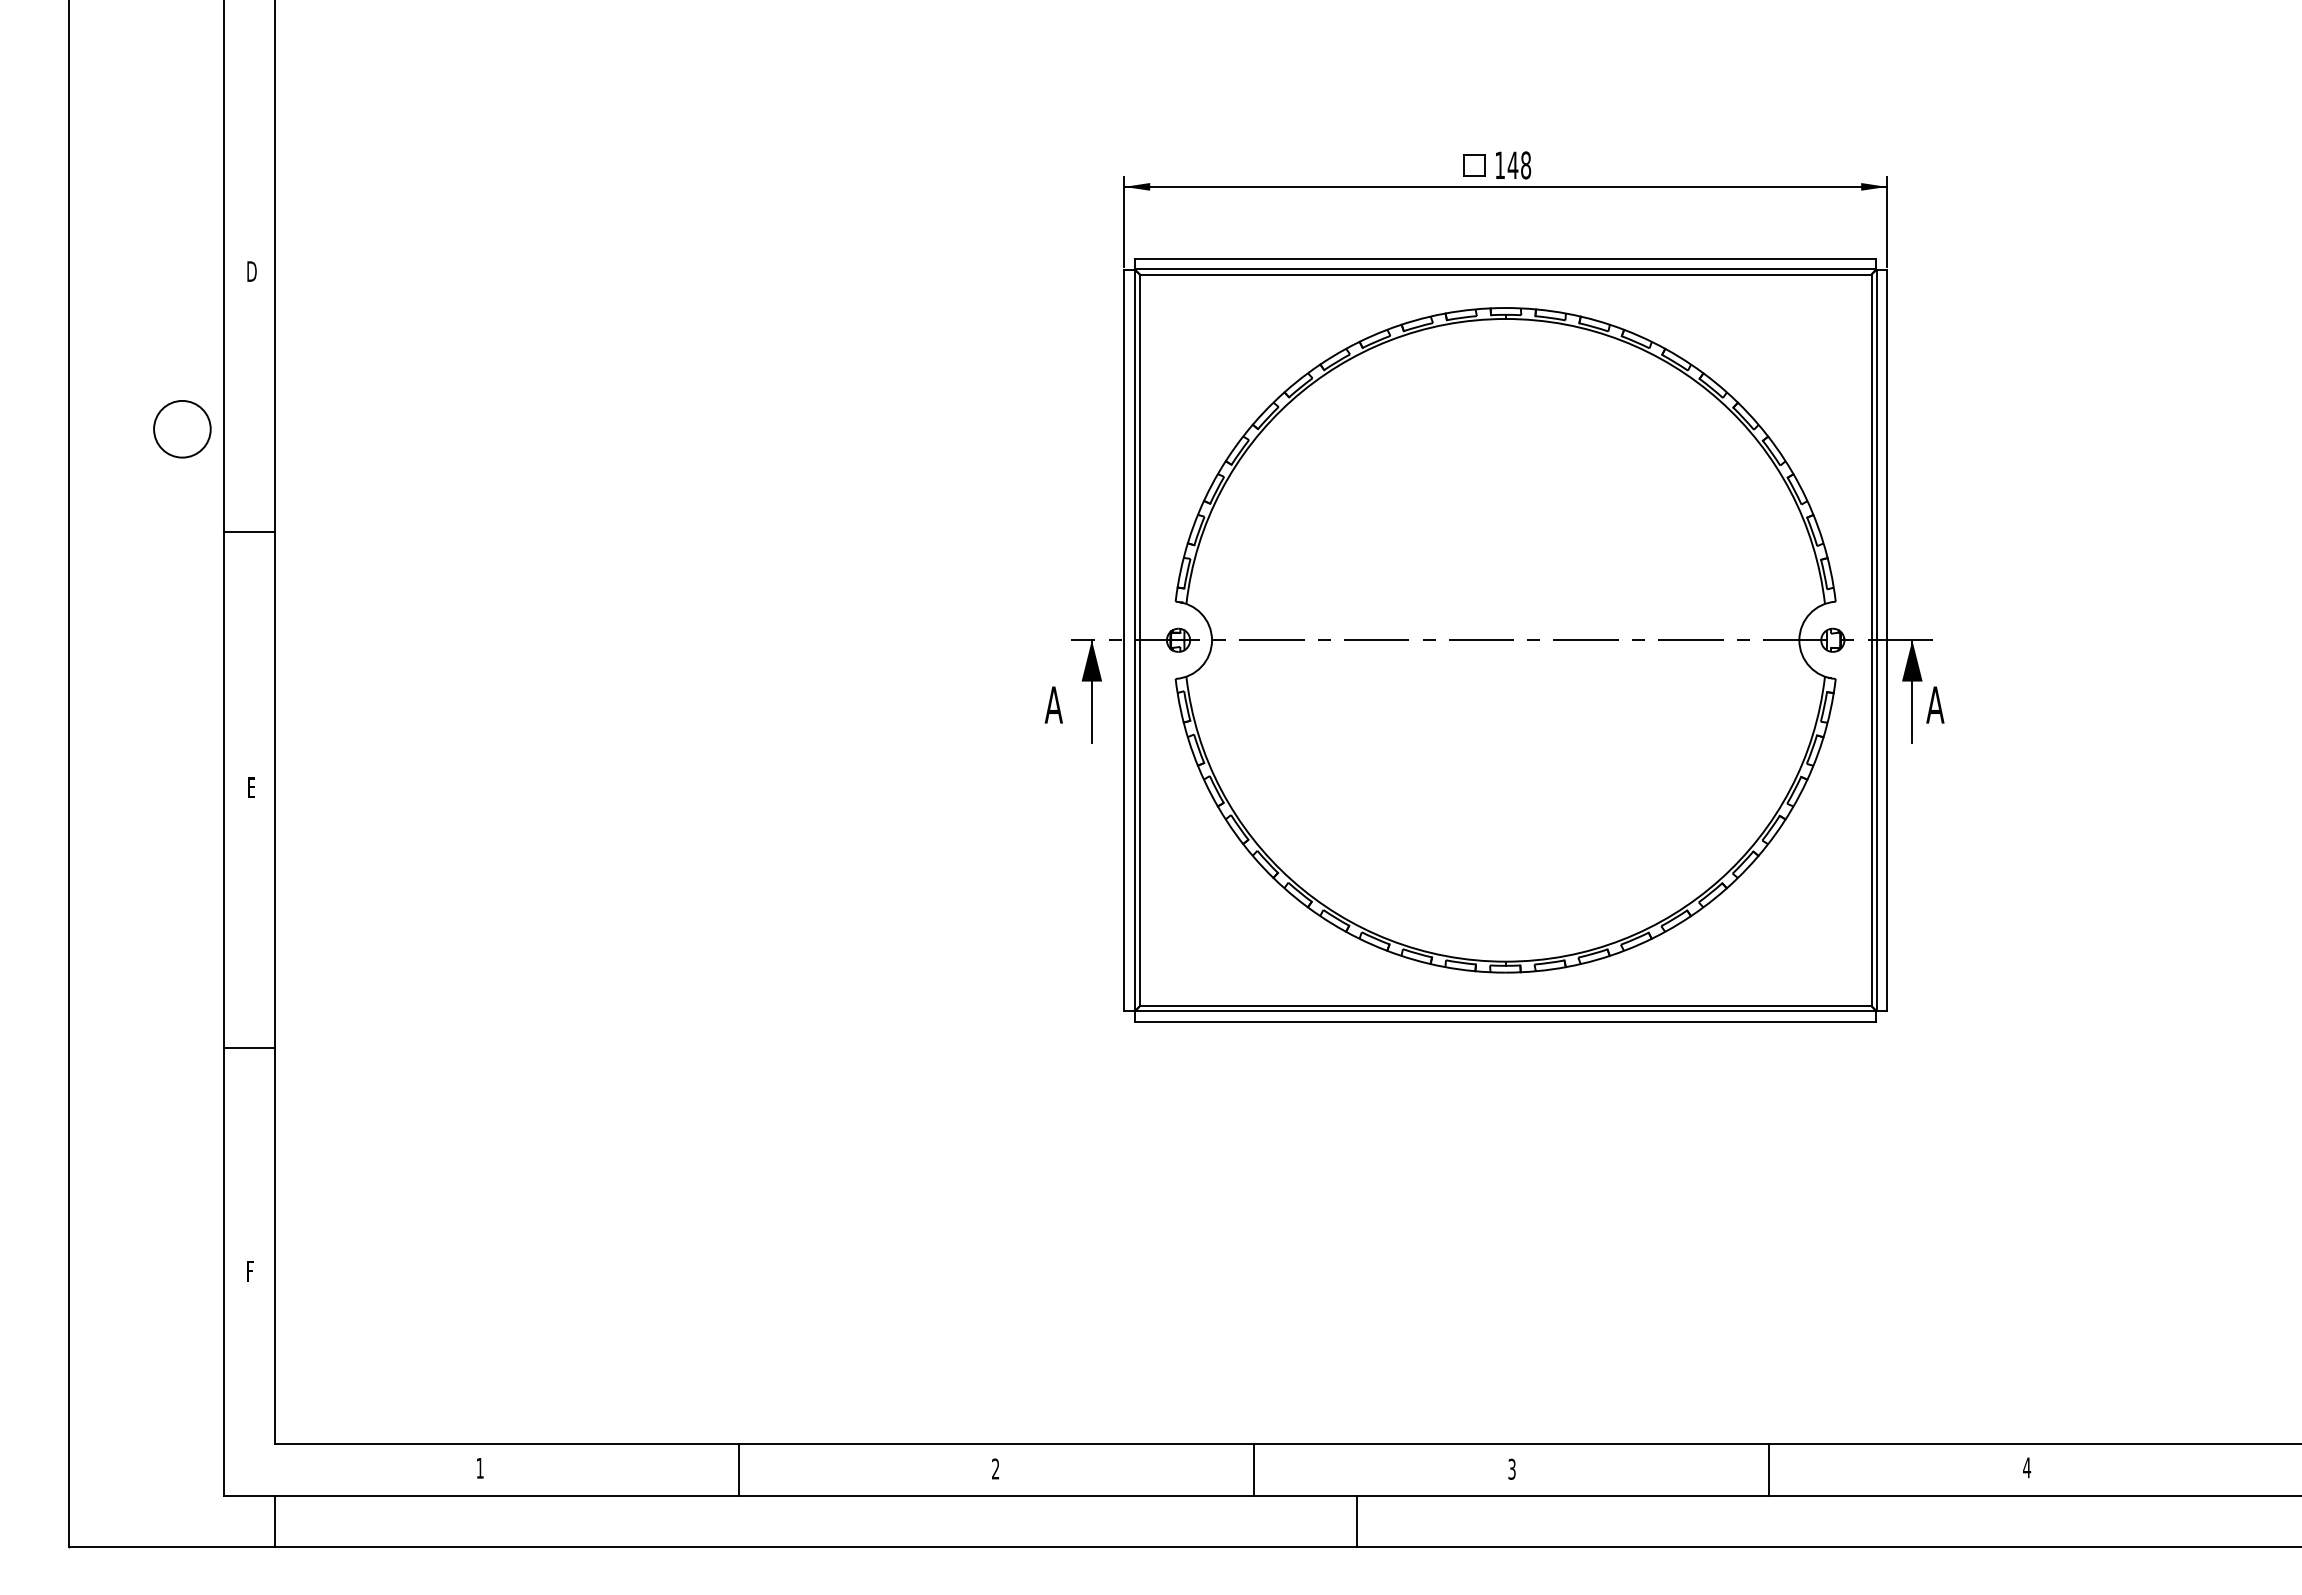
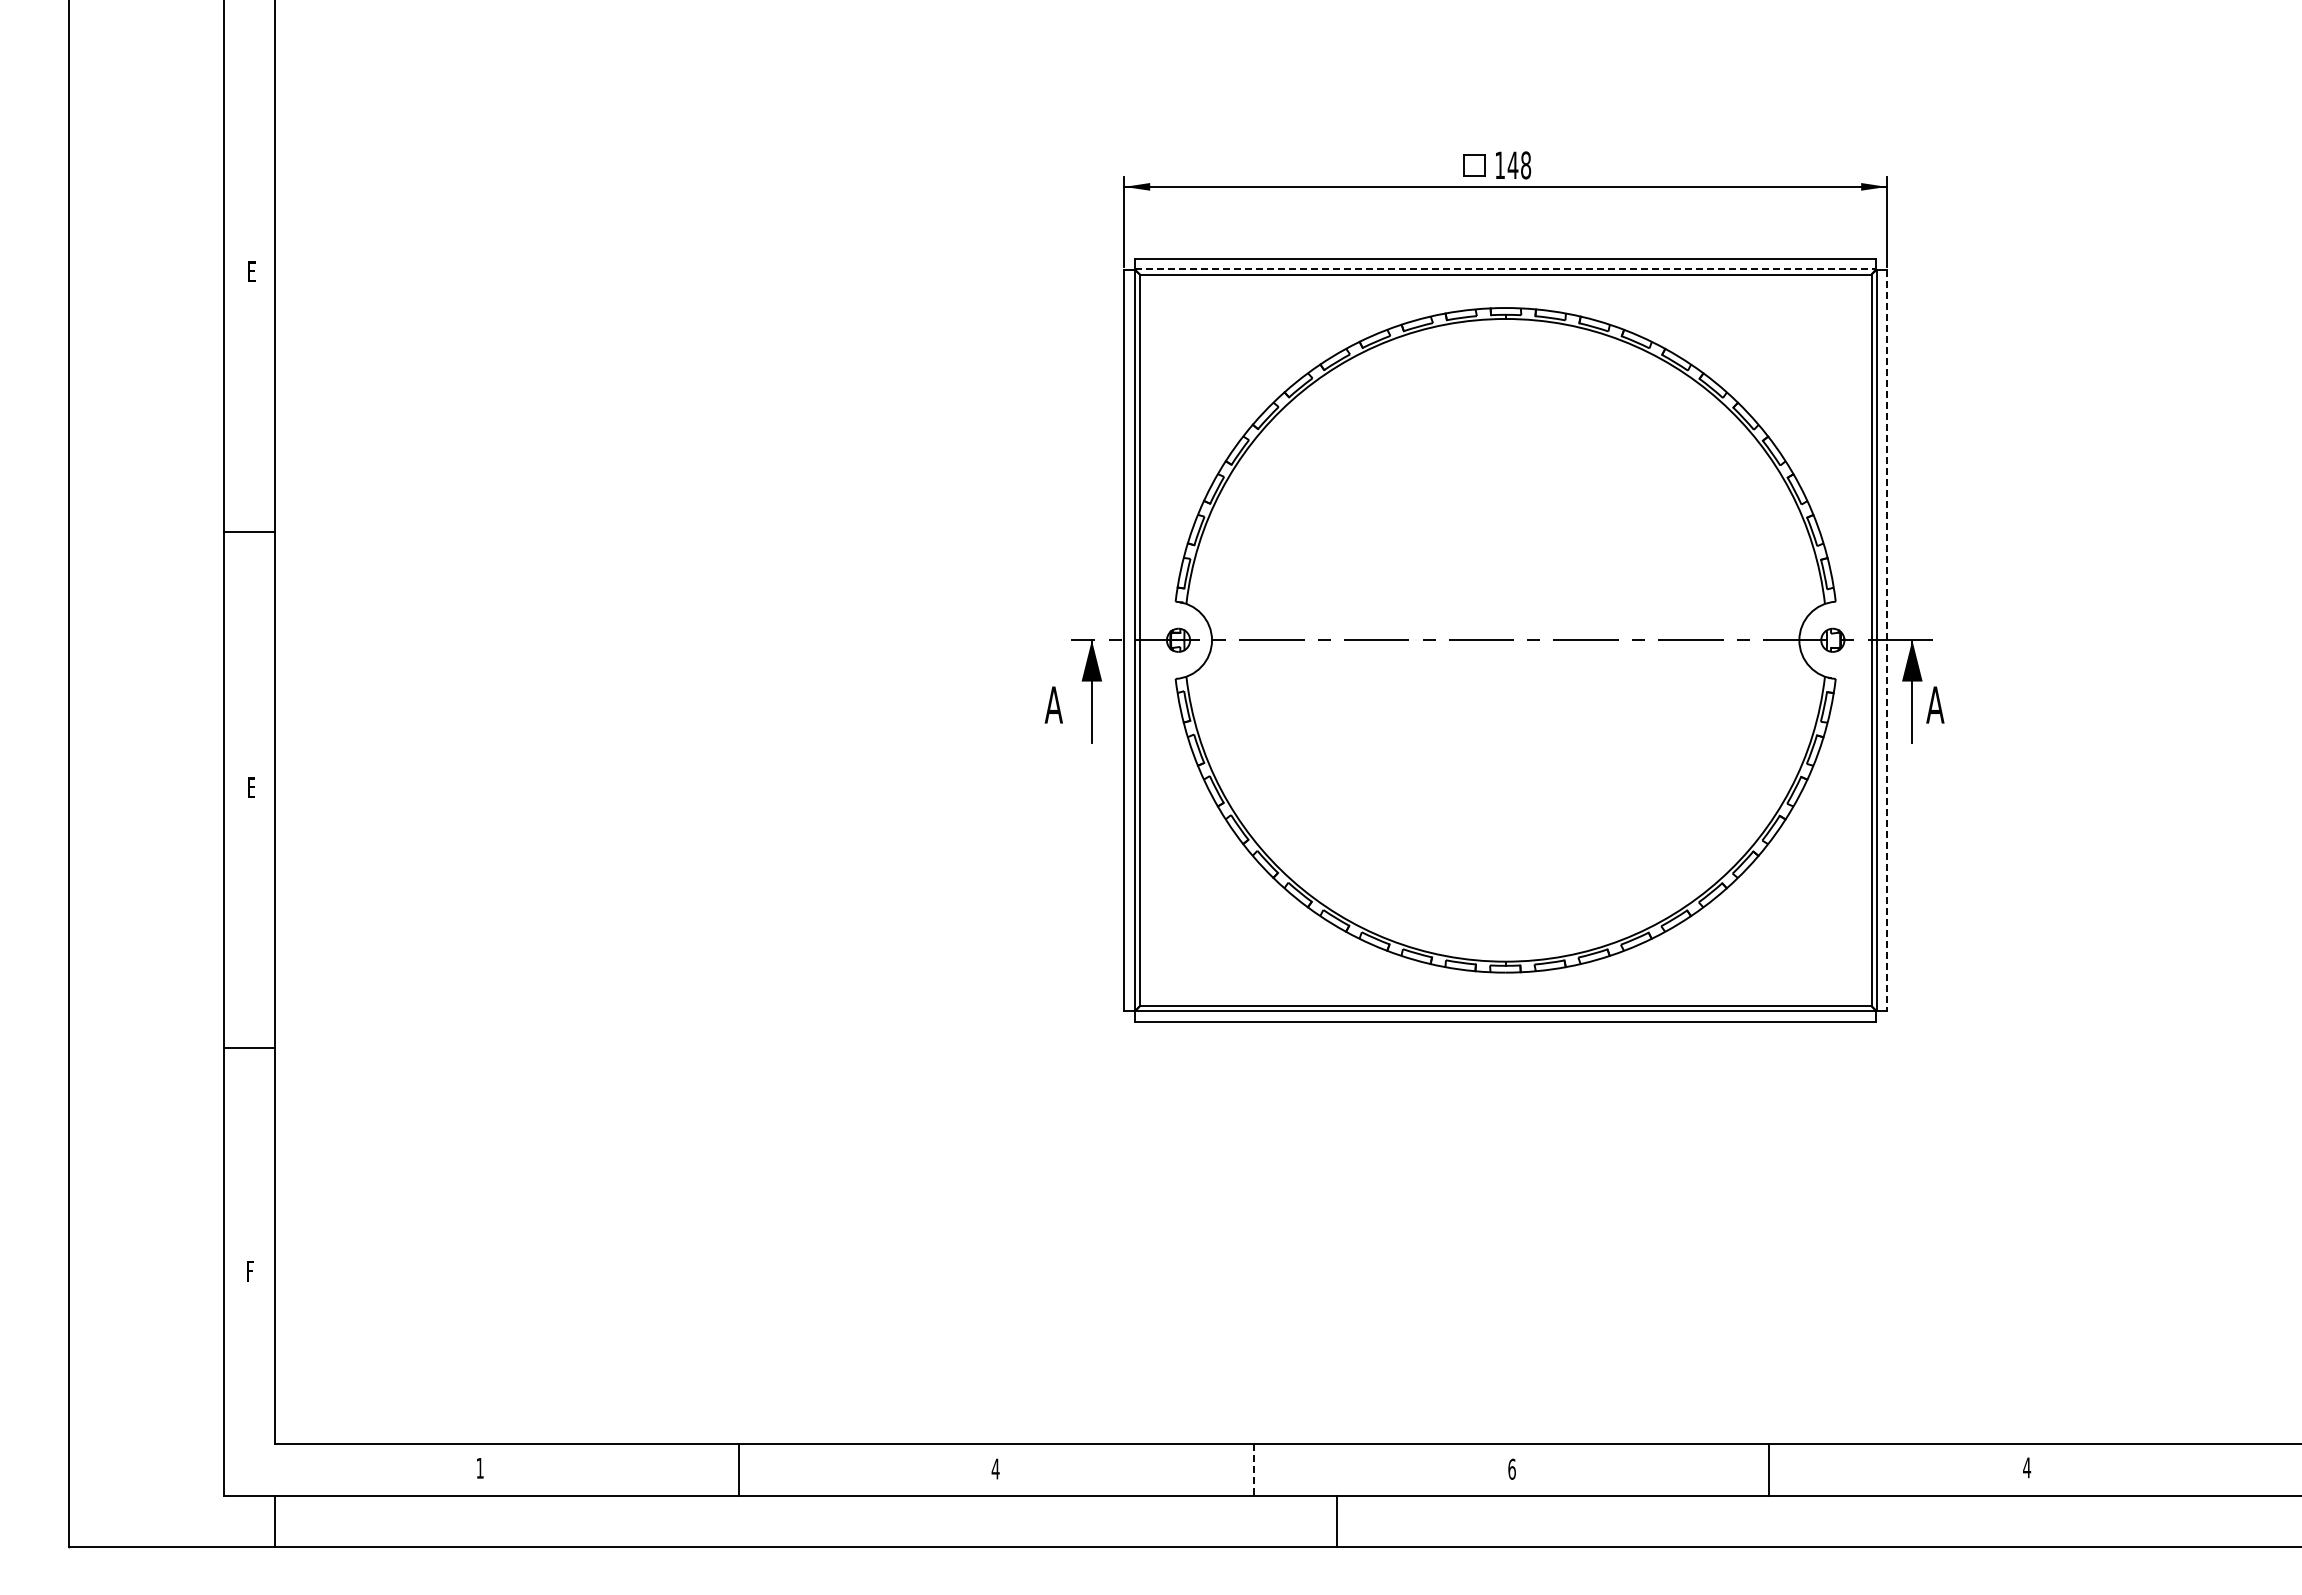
line: solid -> dashed (1505, 269)
text: D -> E (251, 271)
circle: present -> none (182, 429)
line: solid -> dashed (1886, 640)
text: 2 -> 4 (995, 1468)
text: 3 -> 6 (1511, 1468)
line: solid -> dashed (1254, 1470)
line position: (1357, 1521) -> (1337, 1521) (1337, 1521)
